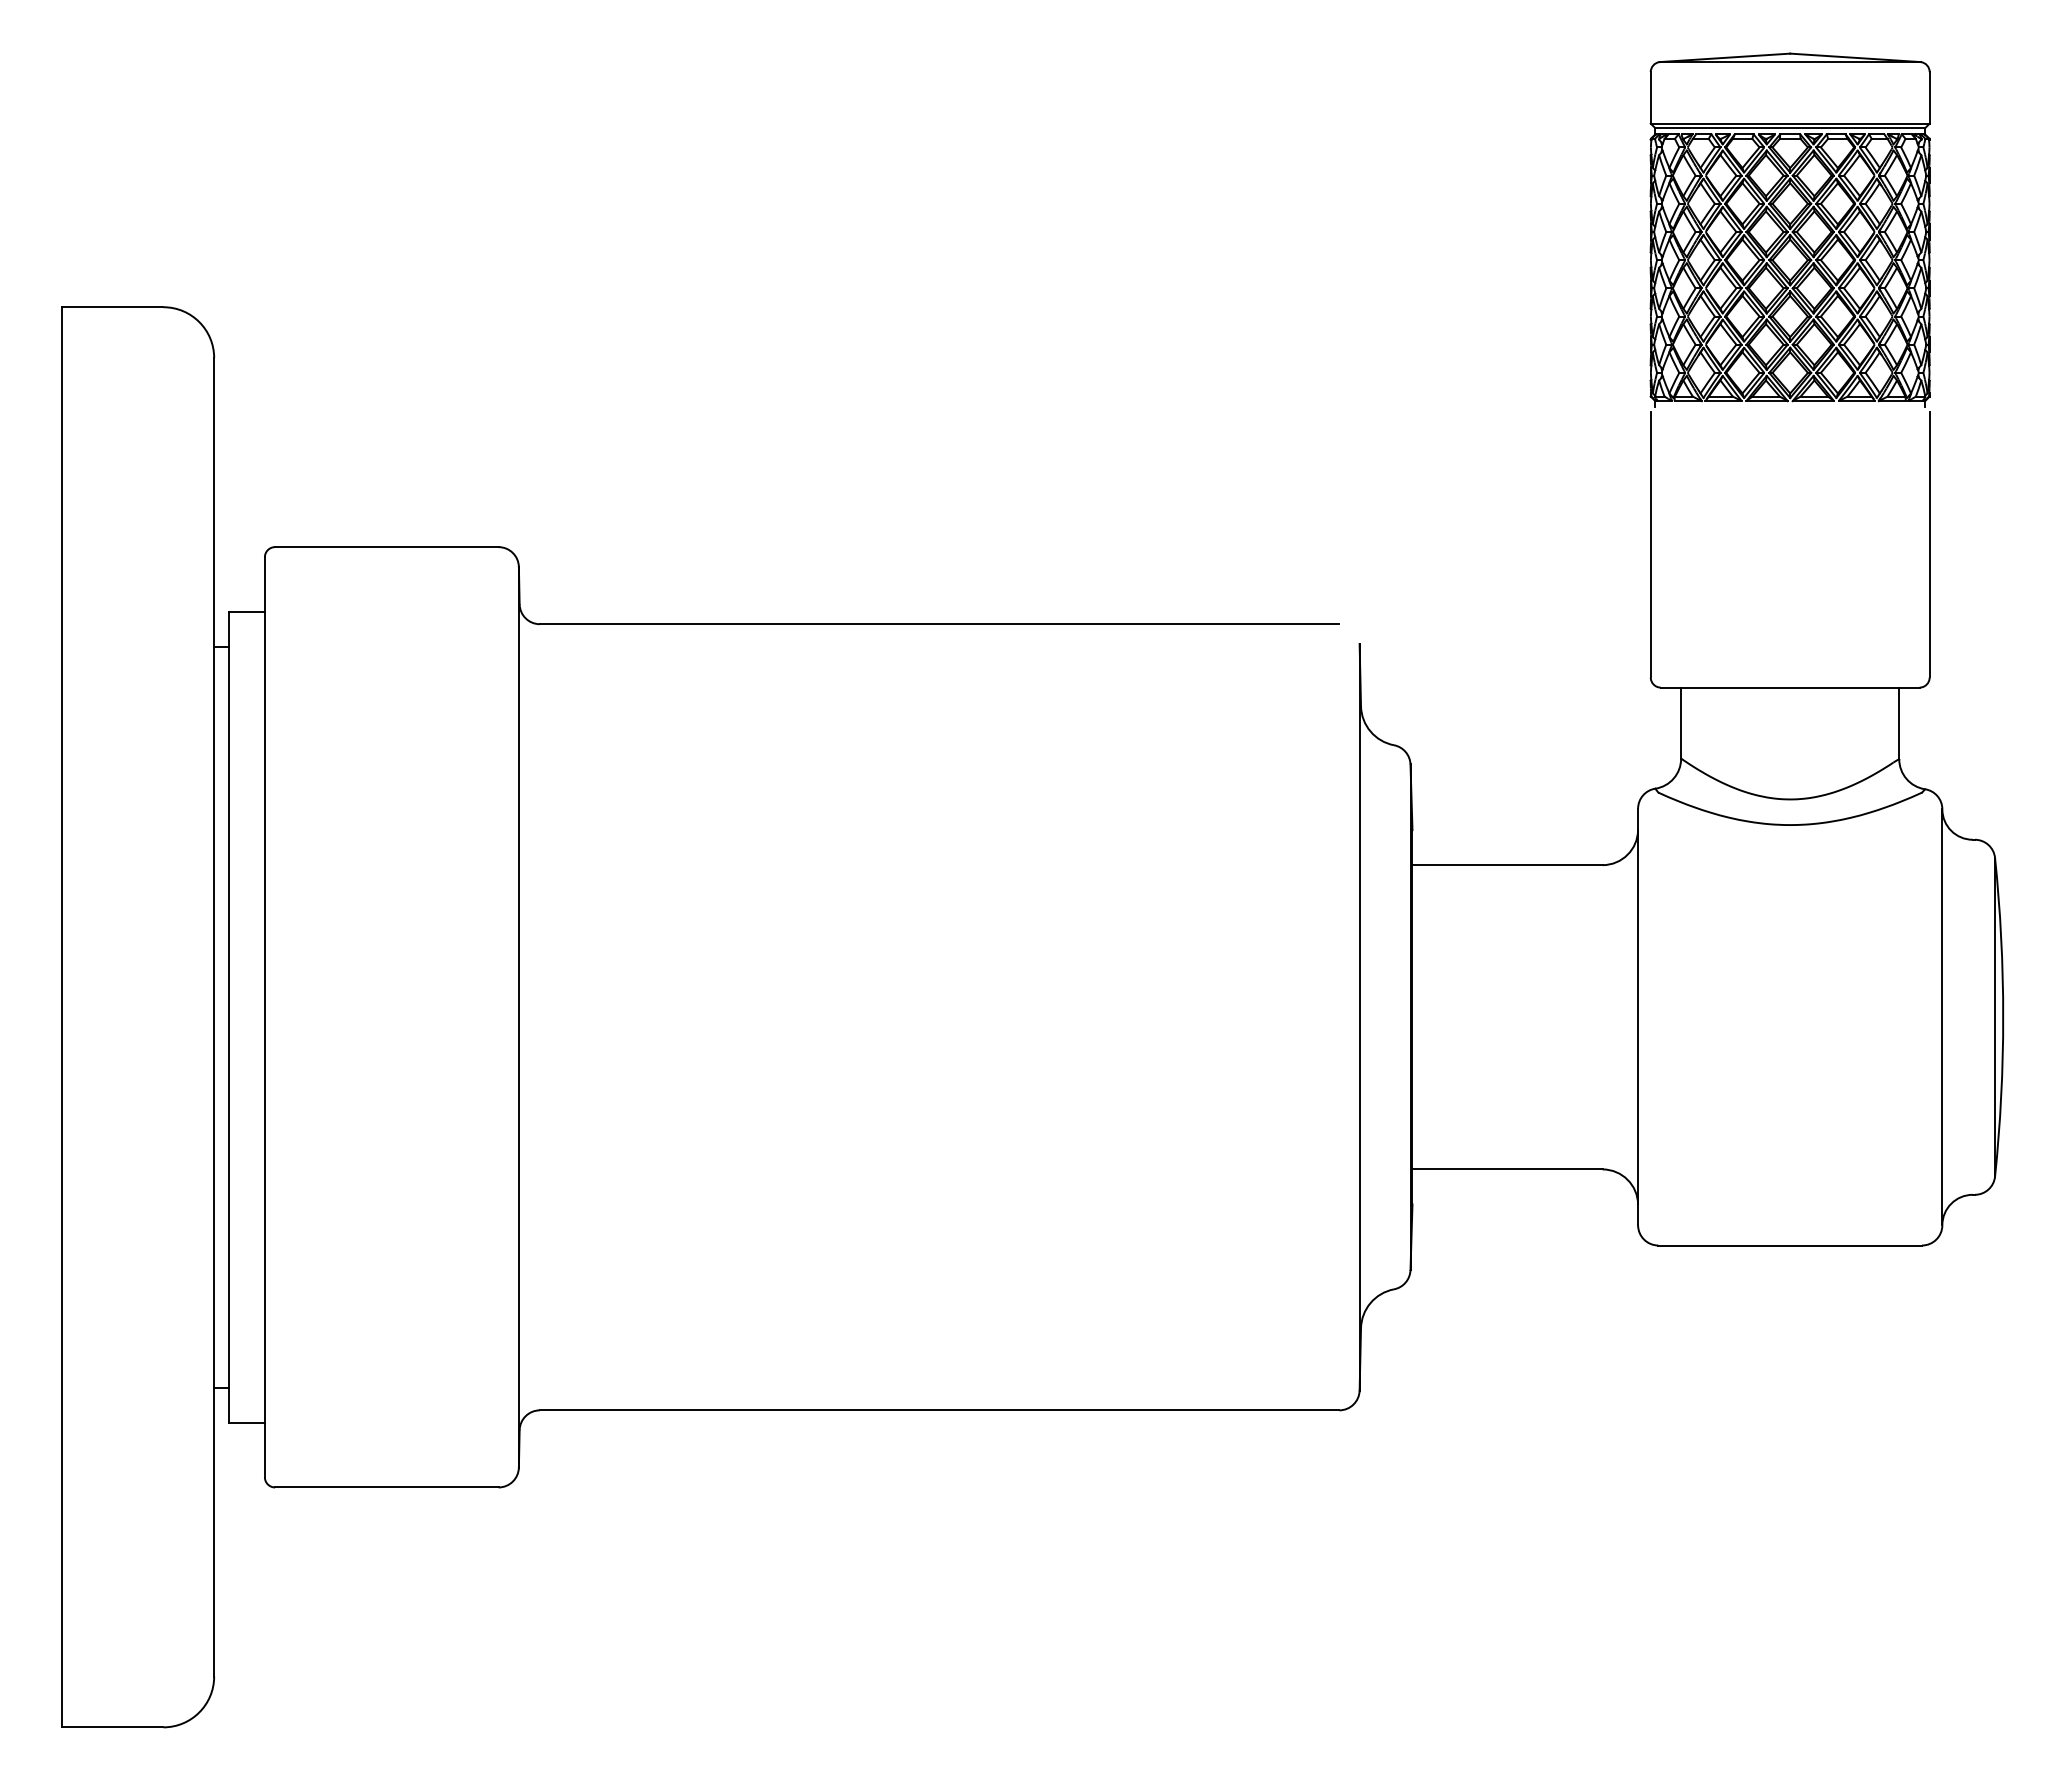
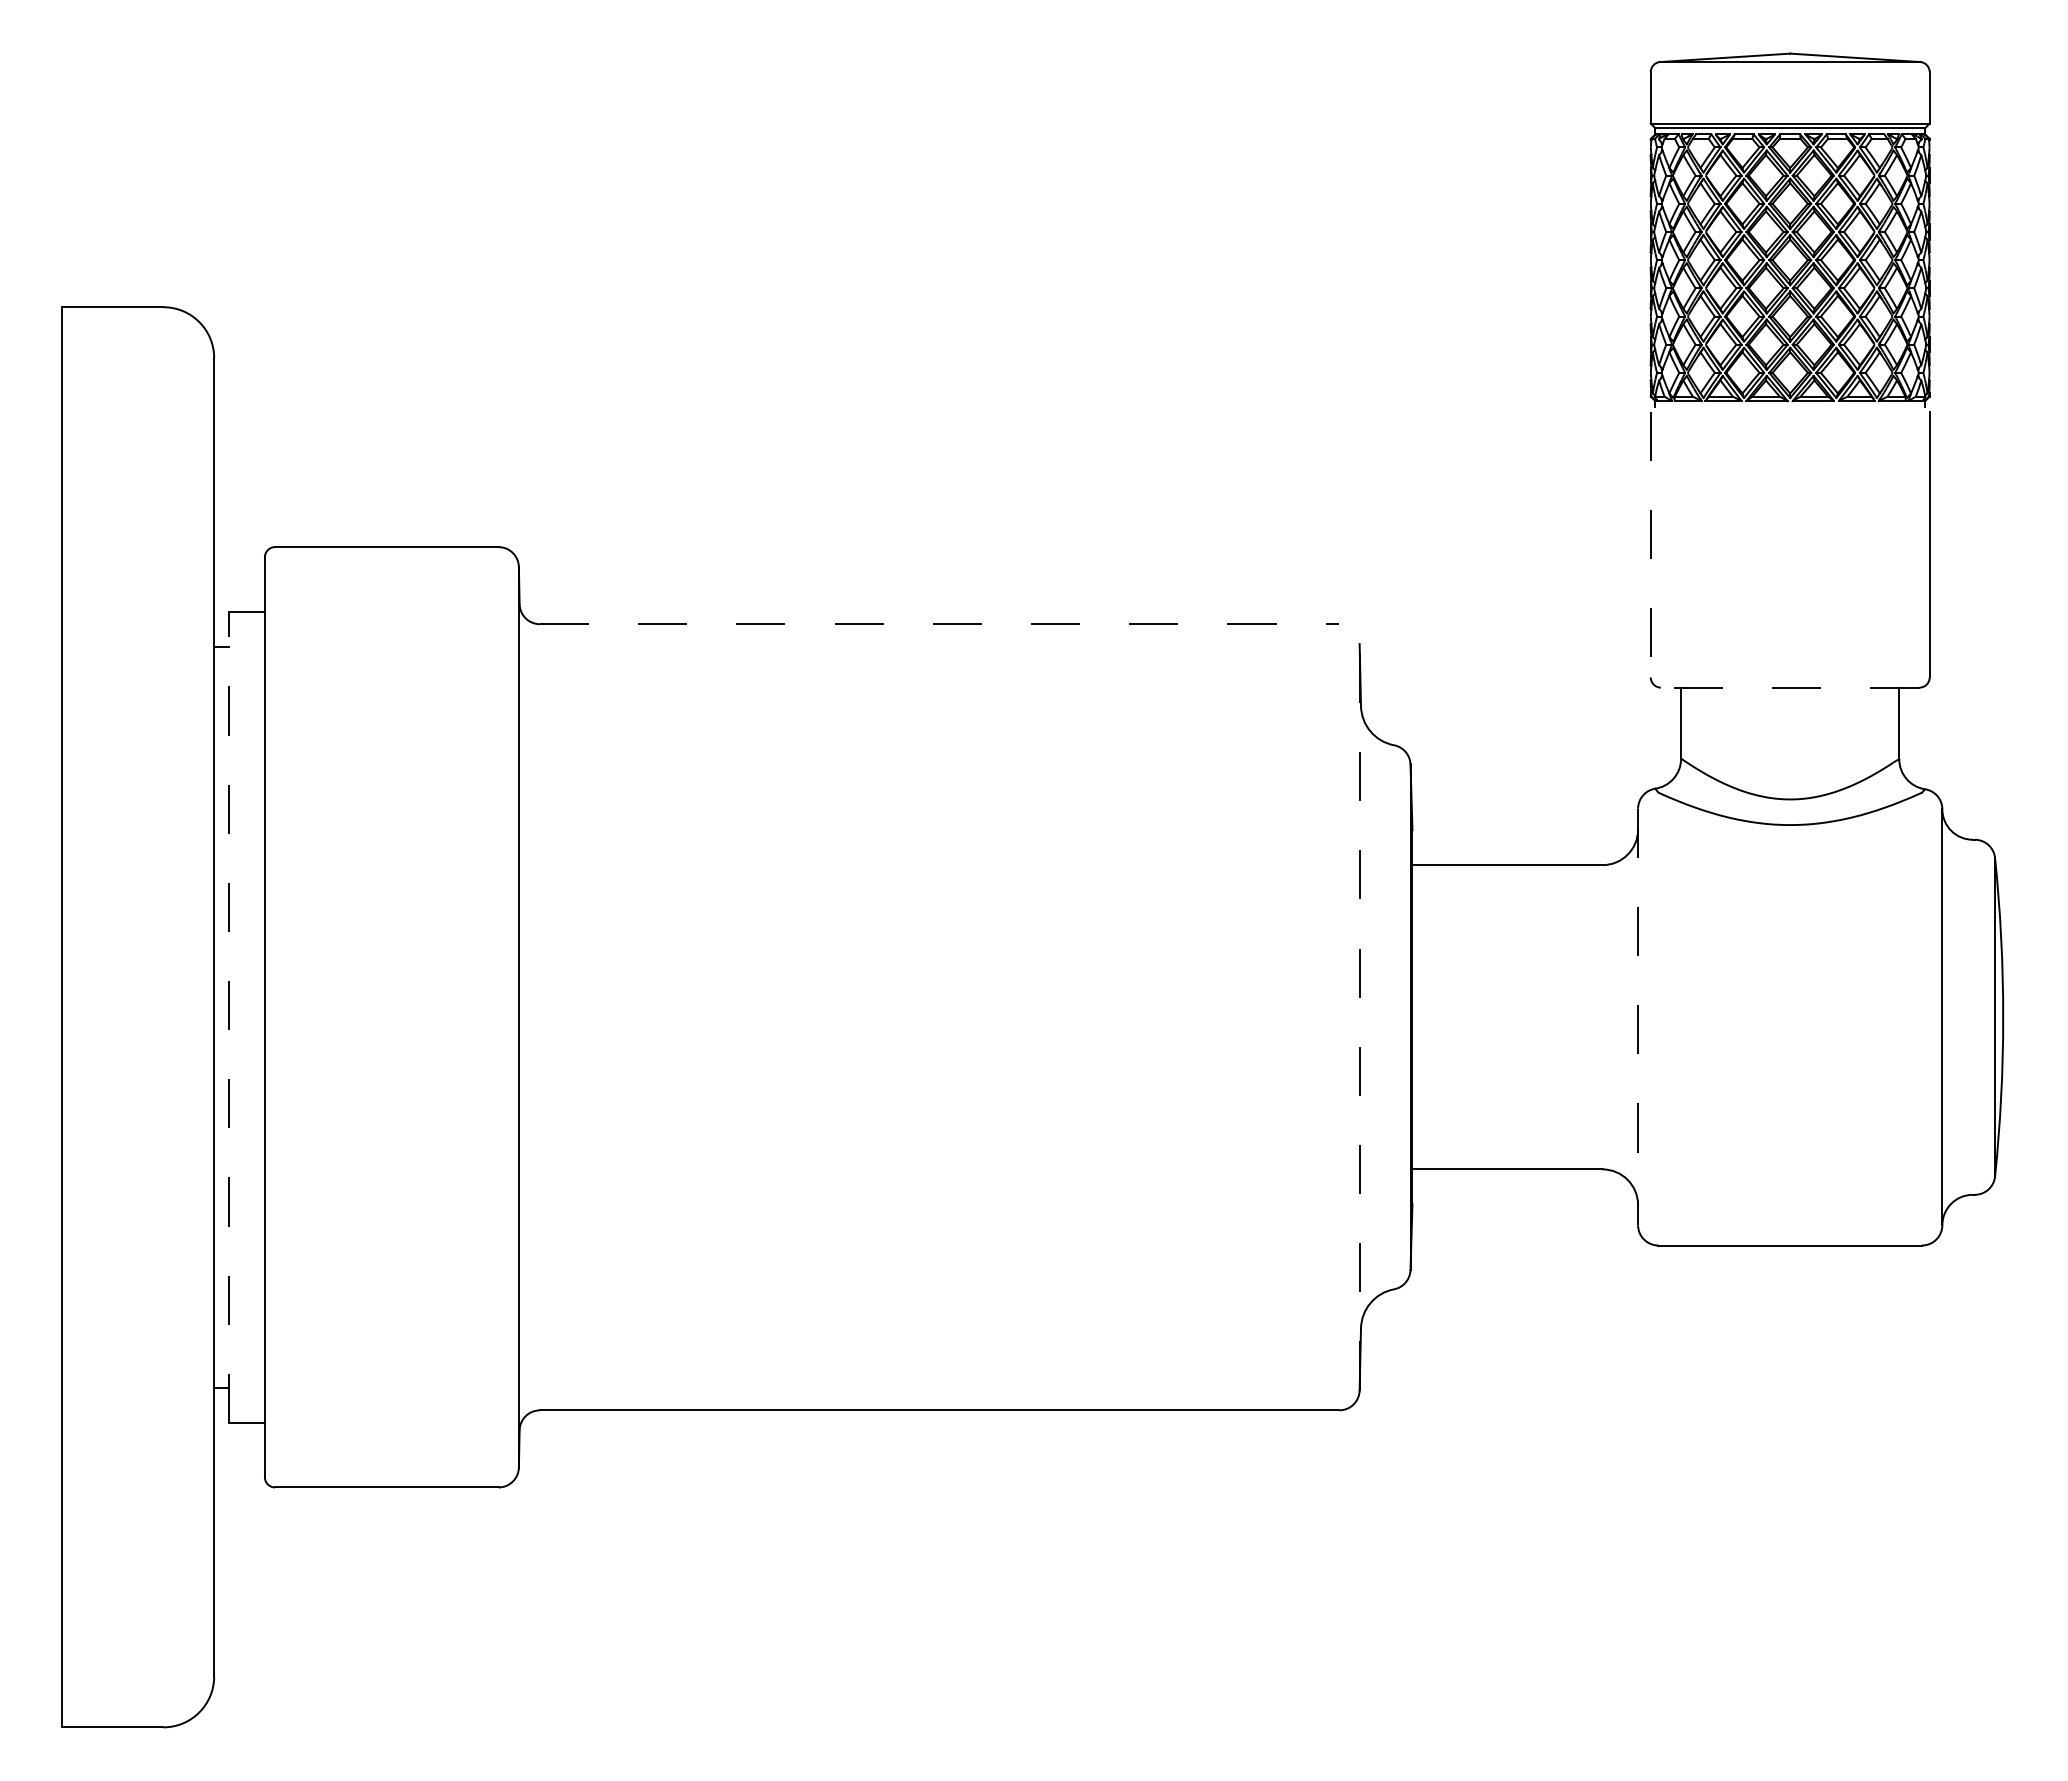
line: solid -> dashed (1650, 544)
line: solid -> dashed (939, 624)
line: solid -> dashed (1789, 687)
line: solid -> dashed (1359, 1016)
line: solid -> dashed (229, 1017)
line: solid -> dashed (1638, 1017)
